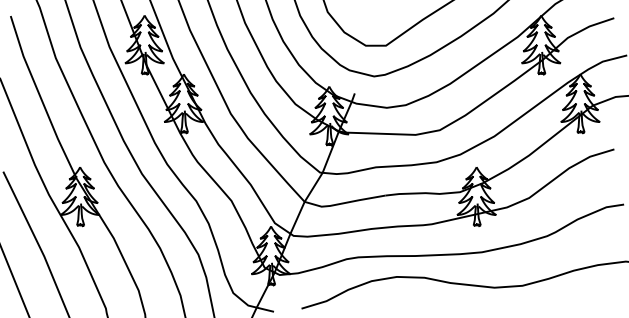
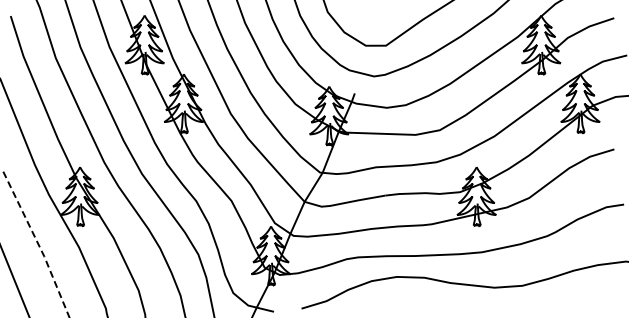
line: solid -> dashed (38, 244)
